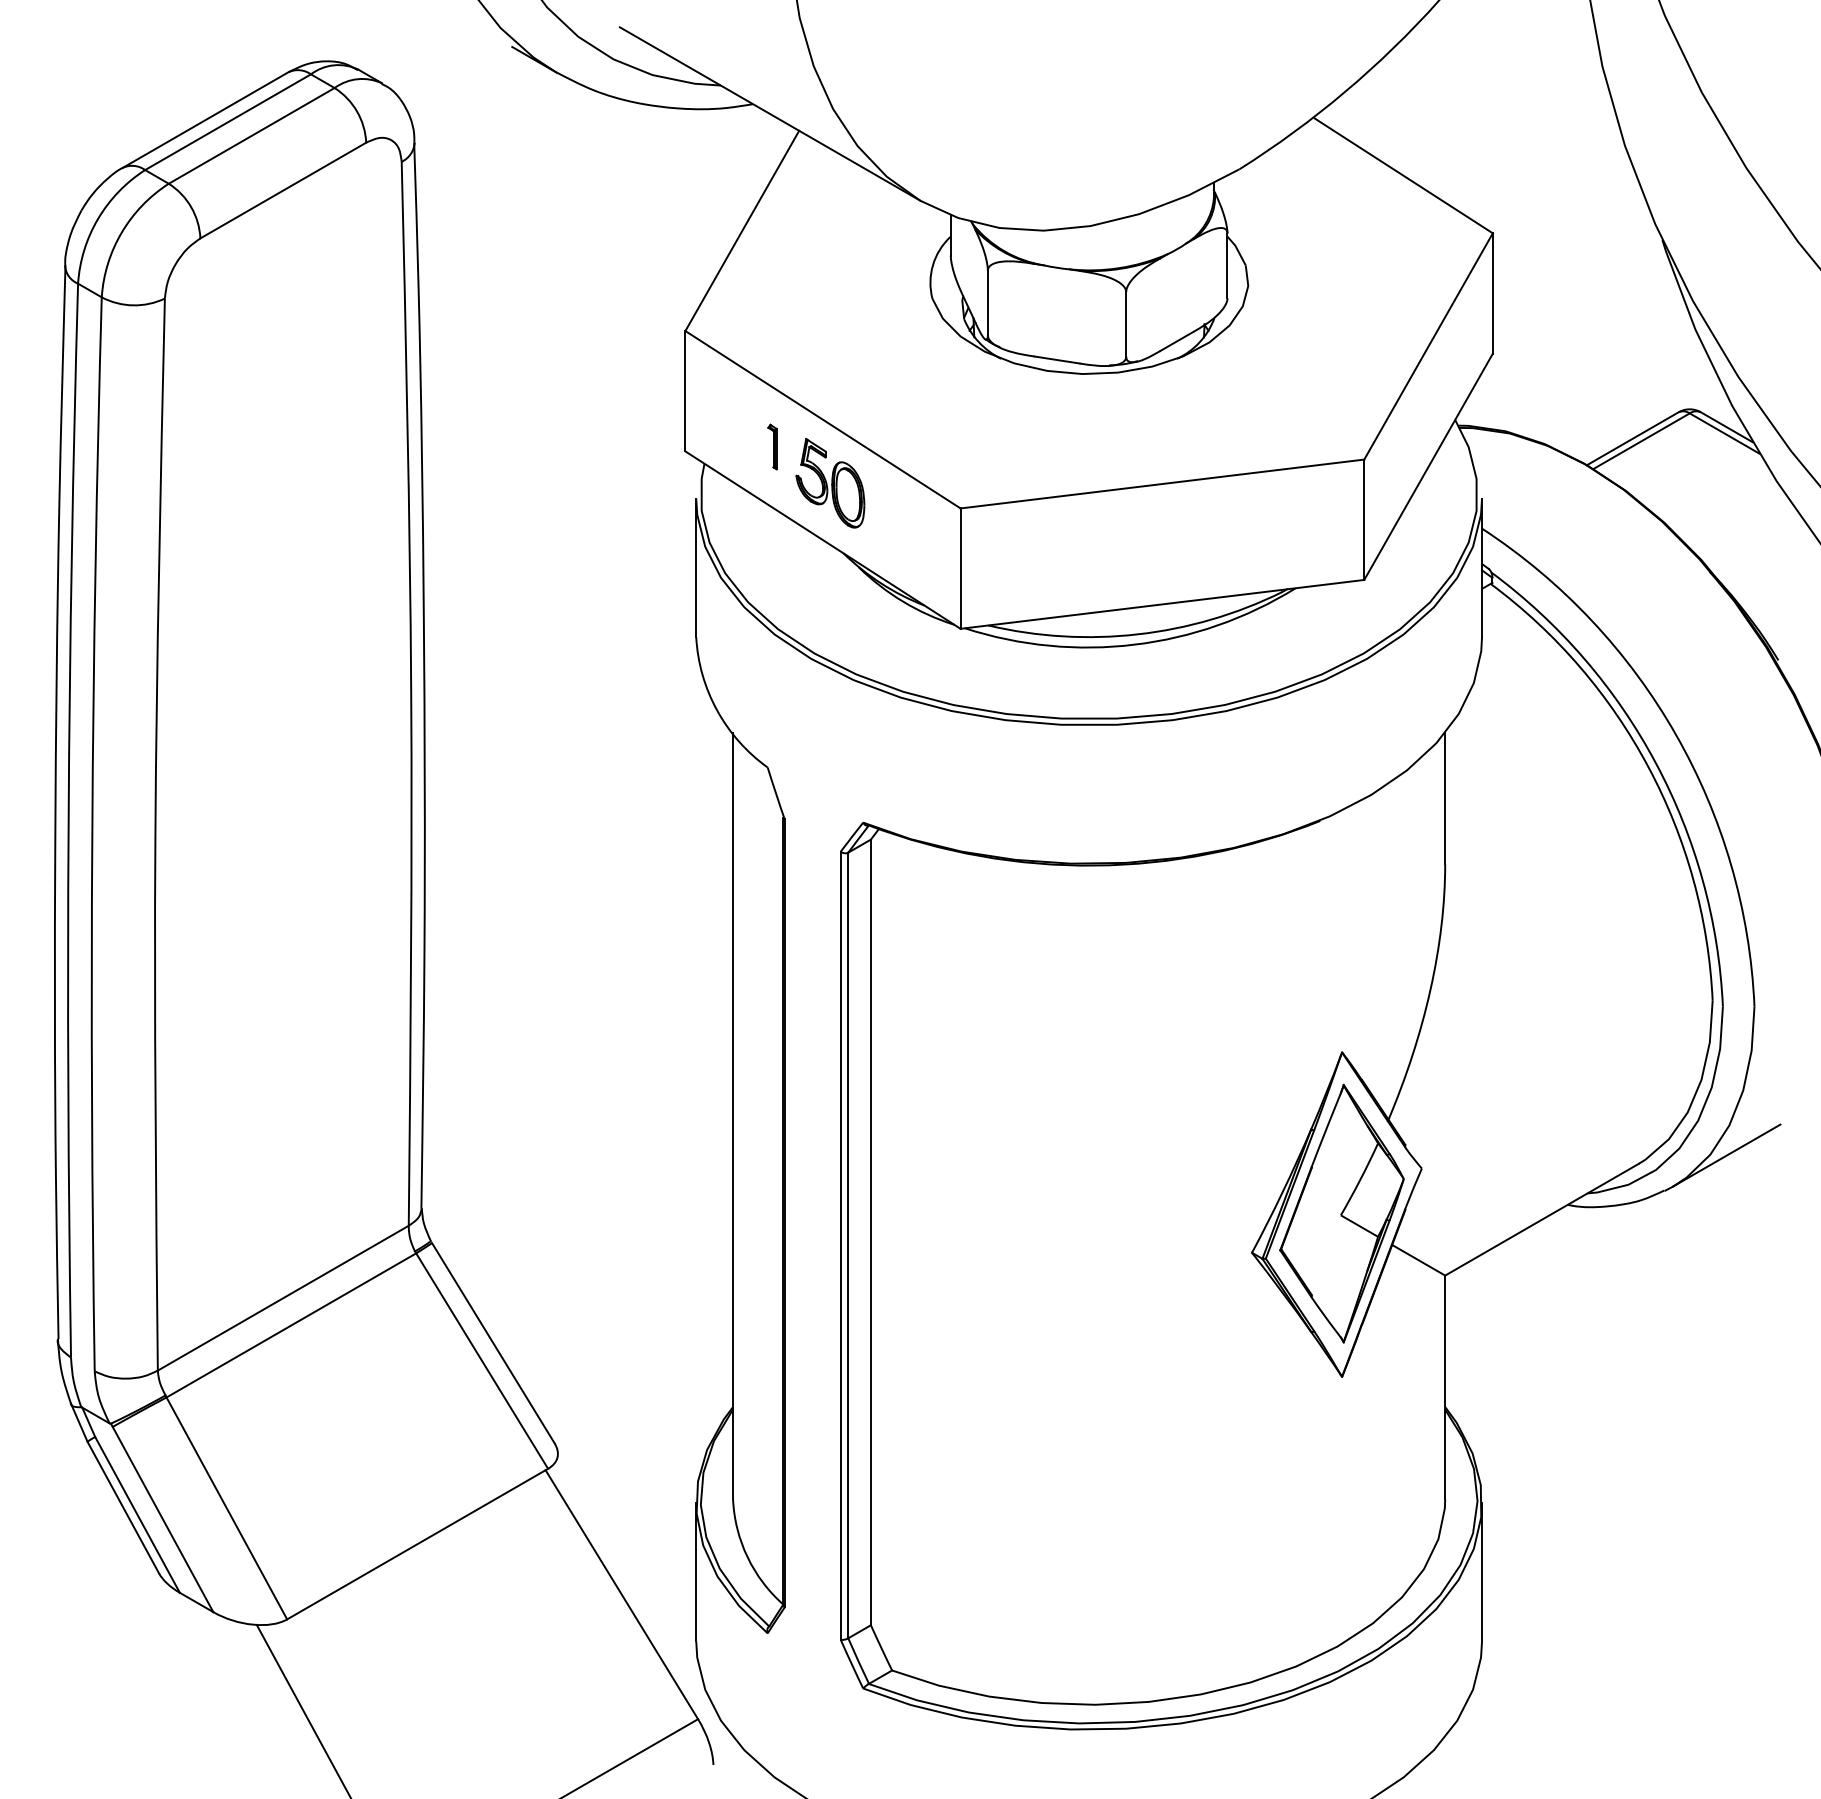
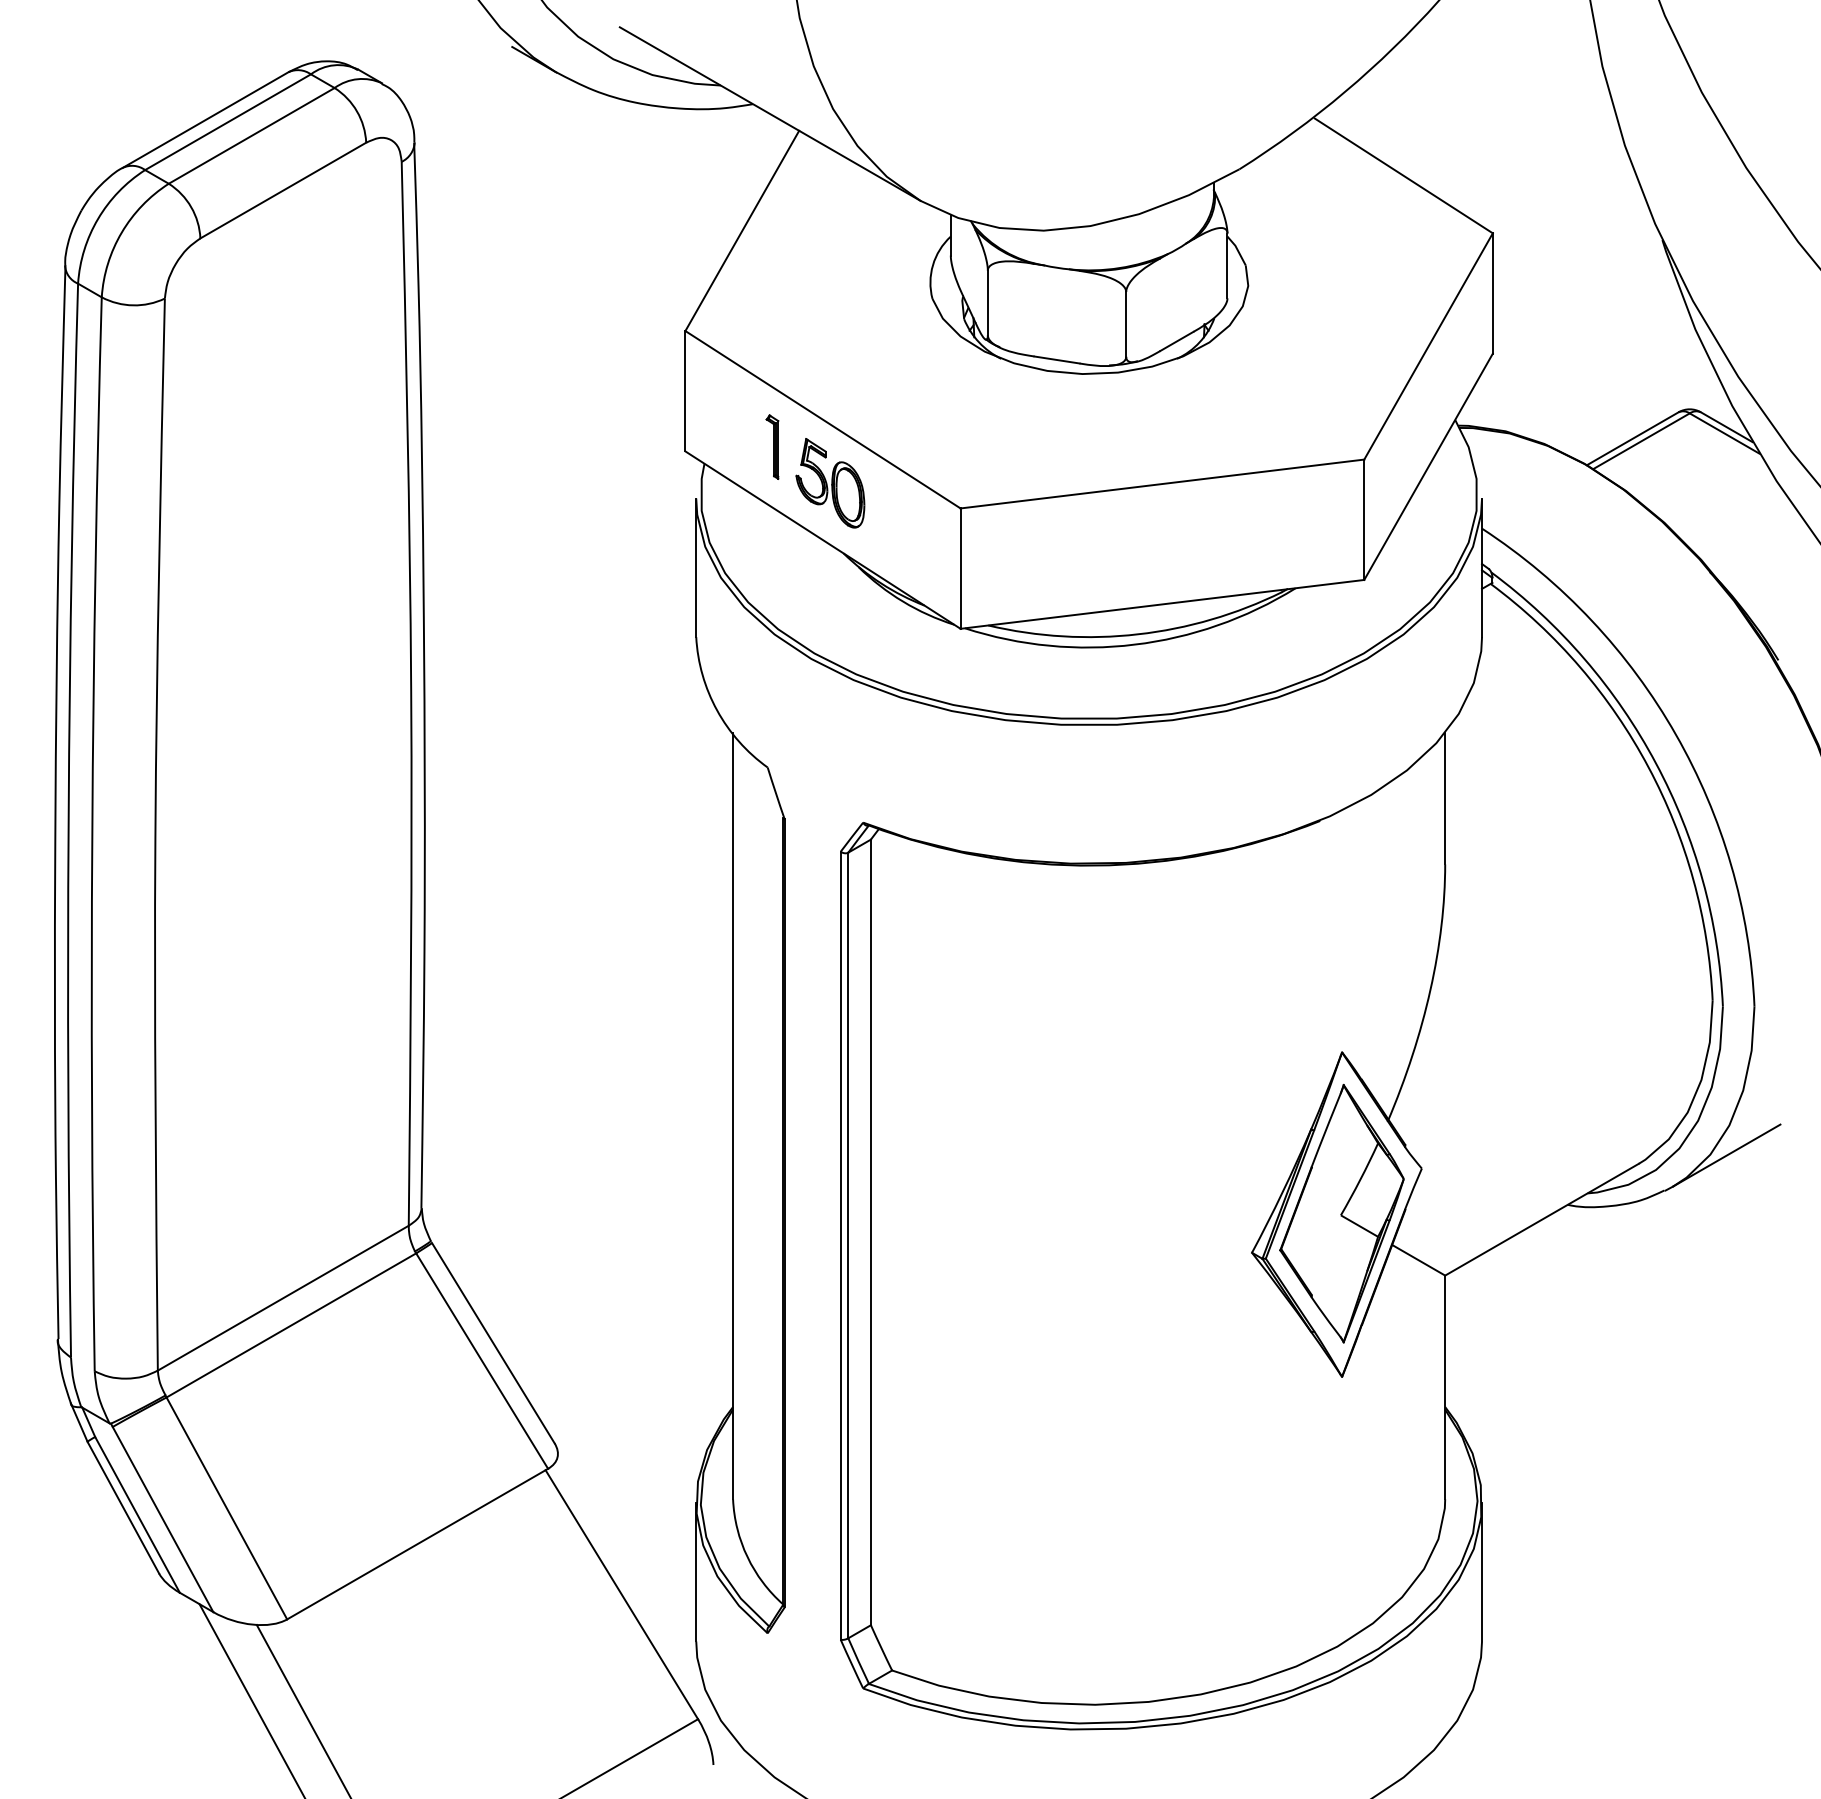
part size: 11x48 px -> 15x66 px (772, 446)
line: none -> present (251, 1699)
